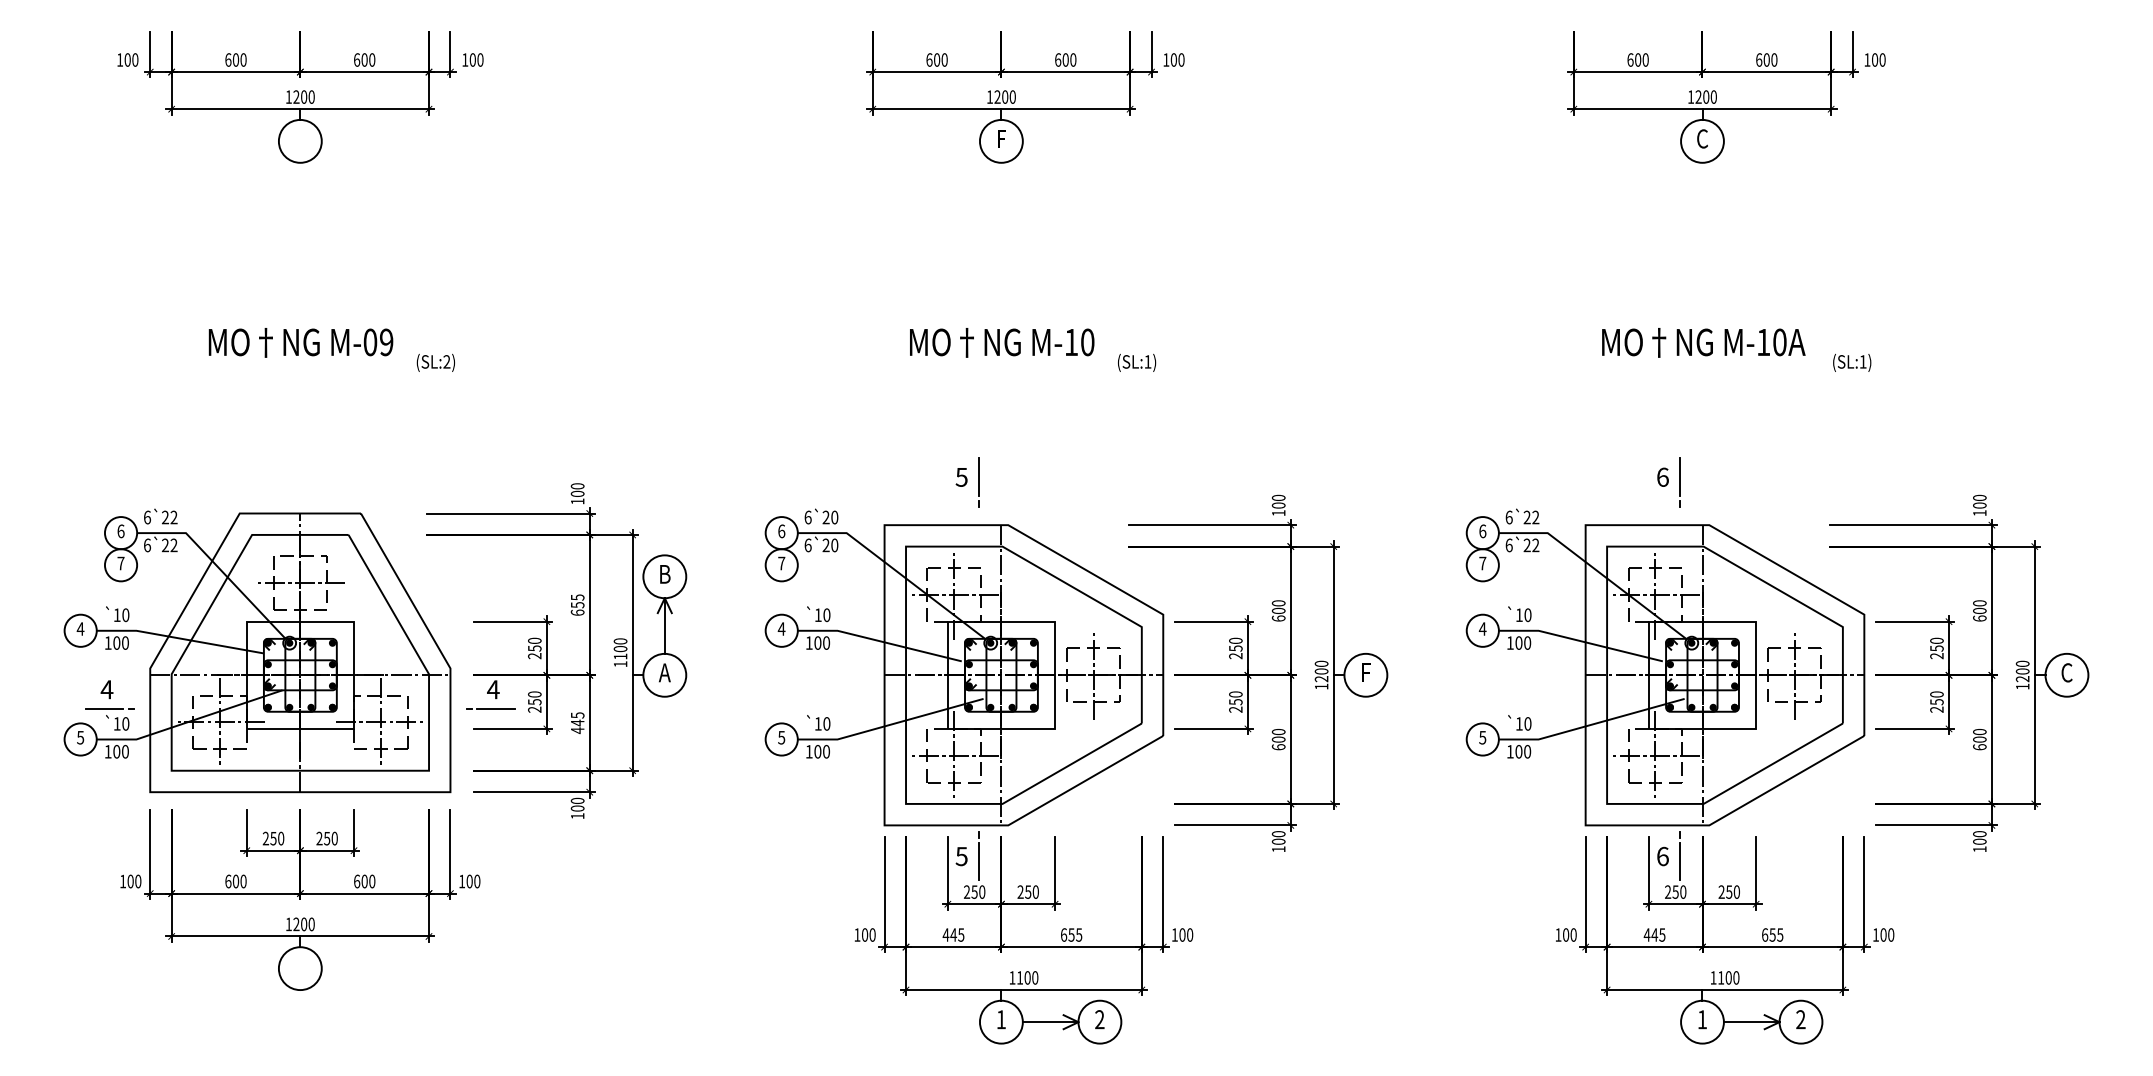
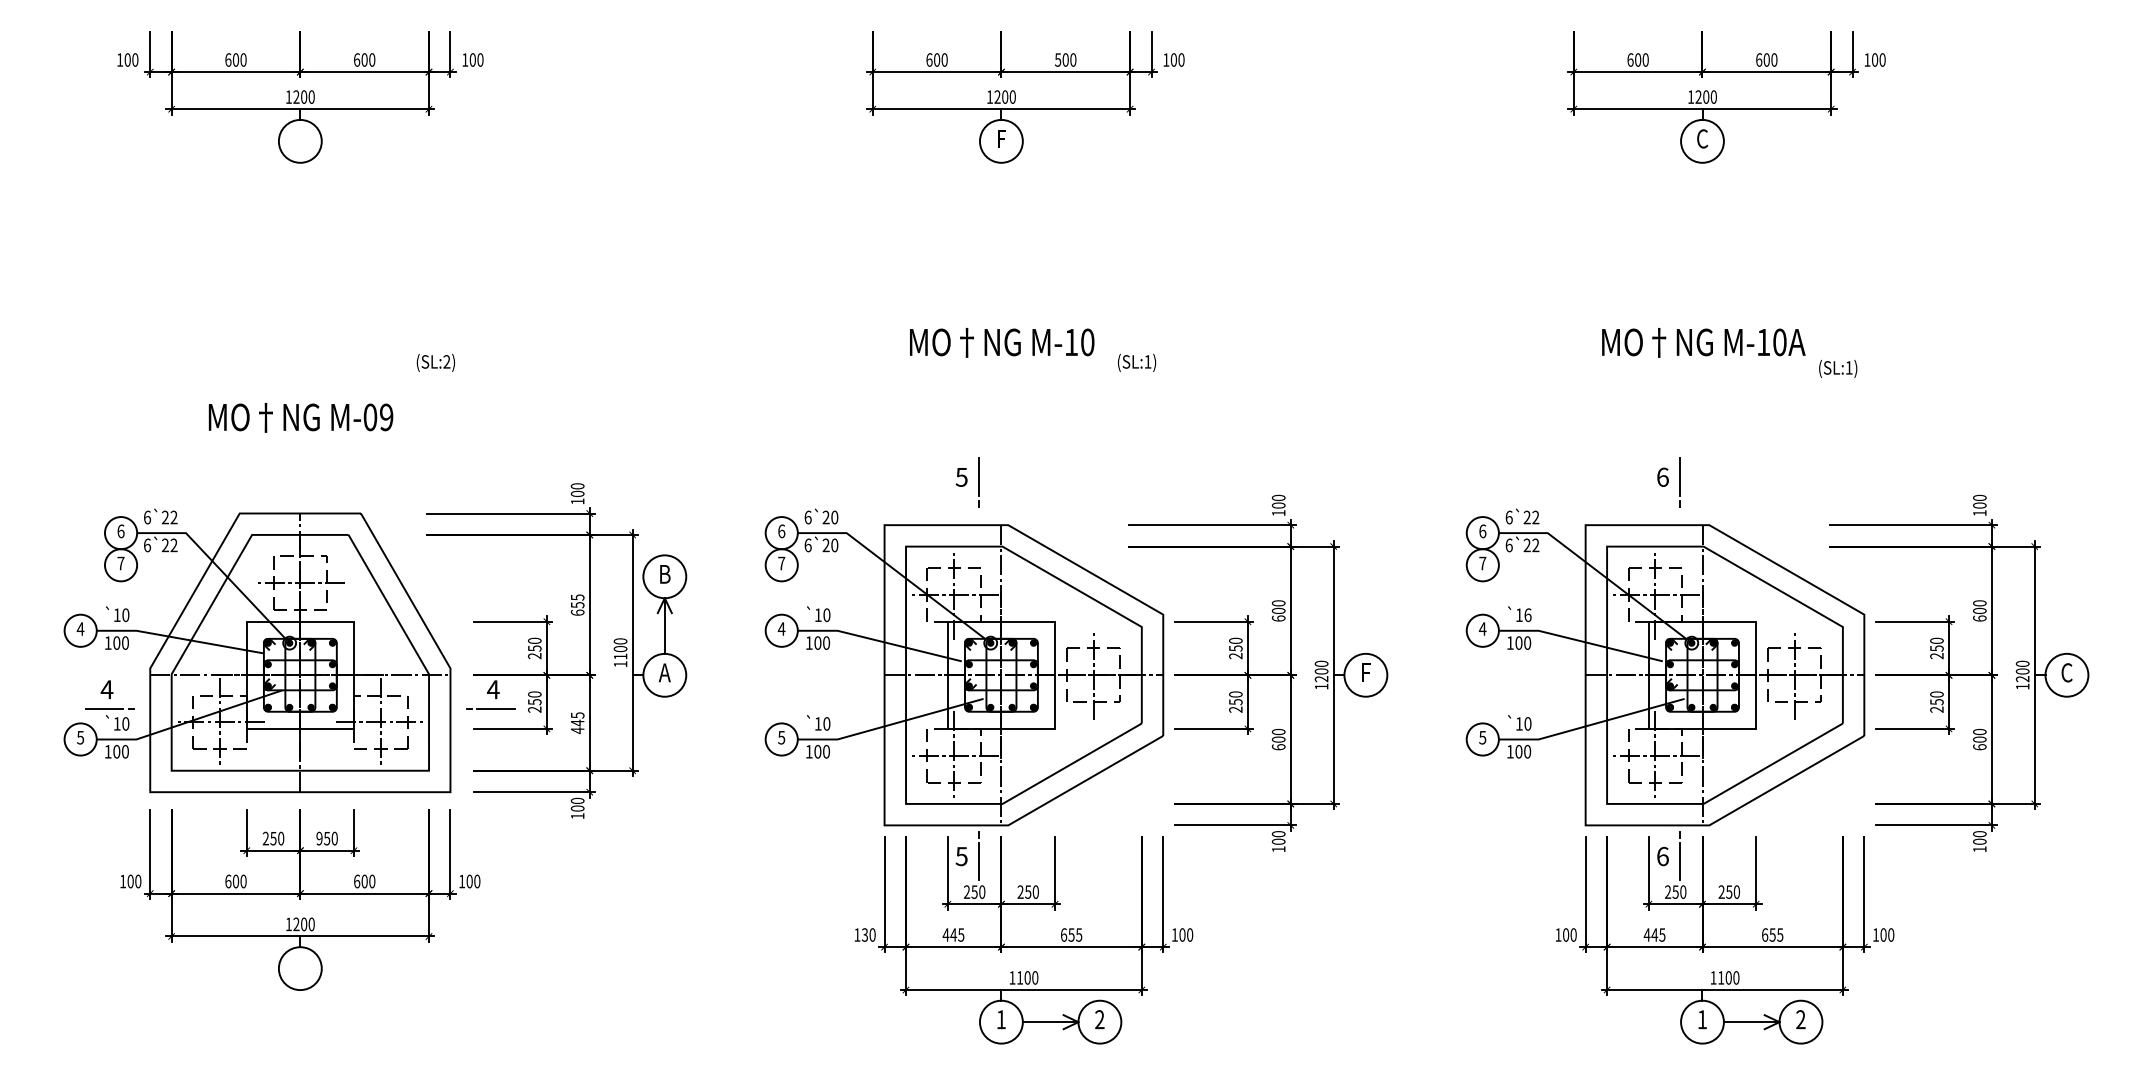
text: 600 -> 500 (1058, 59)
text position: (300, 342) -> (300, 417) (300, 417)
text position: (1852, 362) -> (1838, 368) (1838, 368)
text: `10 -> `16 (1527, 614)
text: 250 -> 950 (319, 838)
text: 100 -> 130 (864, 934)
